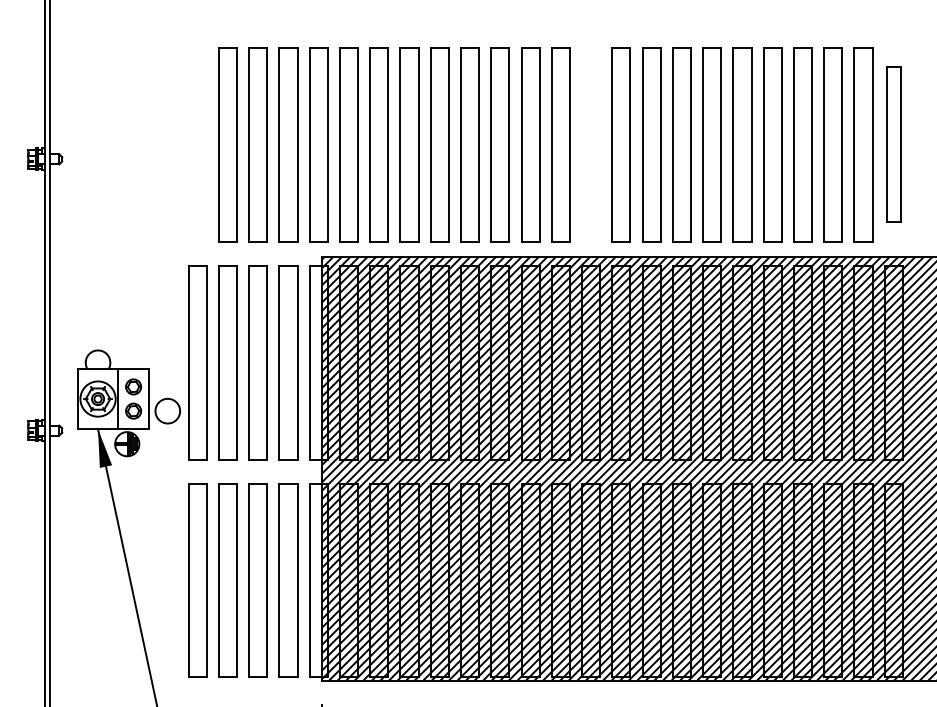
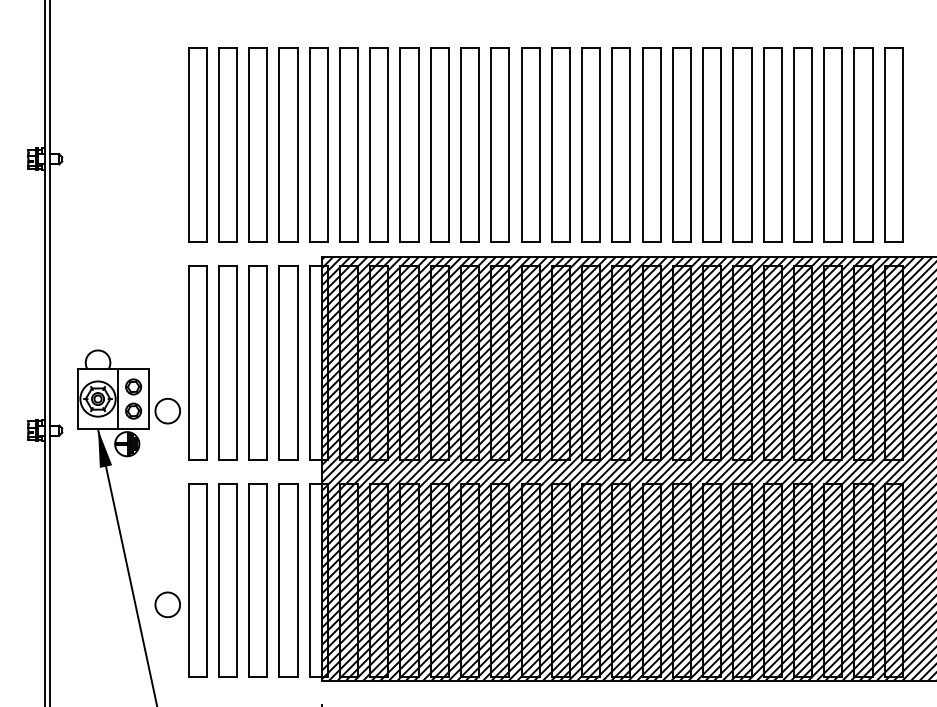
part: none -> present (197, 144)
part: none -> present (590, 144)
part size: 16x157 px -> 20x196 px (893, 144)
circle: none -> present (167, 604)
